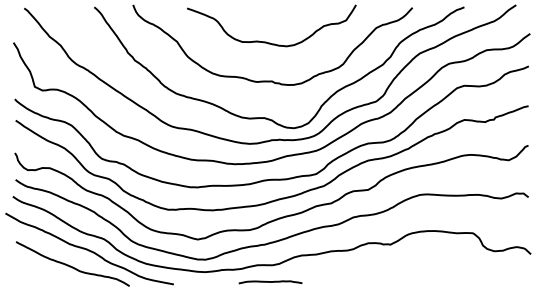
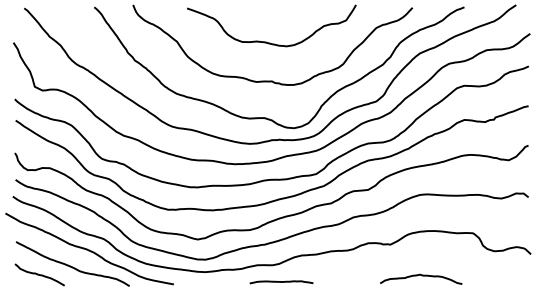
curve: none -> present (39, 274)
curve: none -> present (421, 276)
curve position: (270, 282) -> (281, 282) (281, 282)
